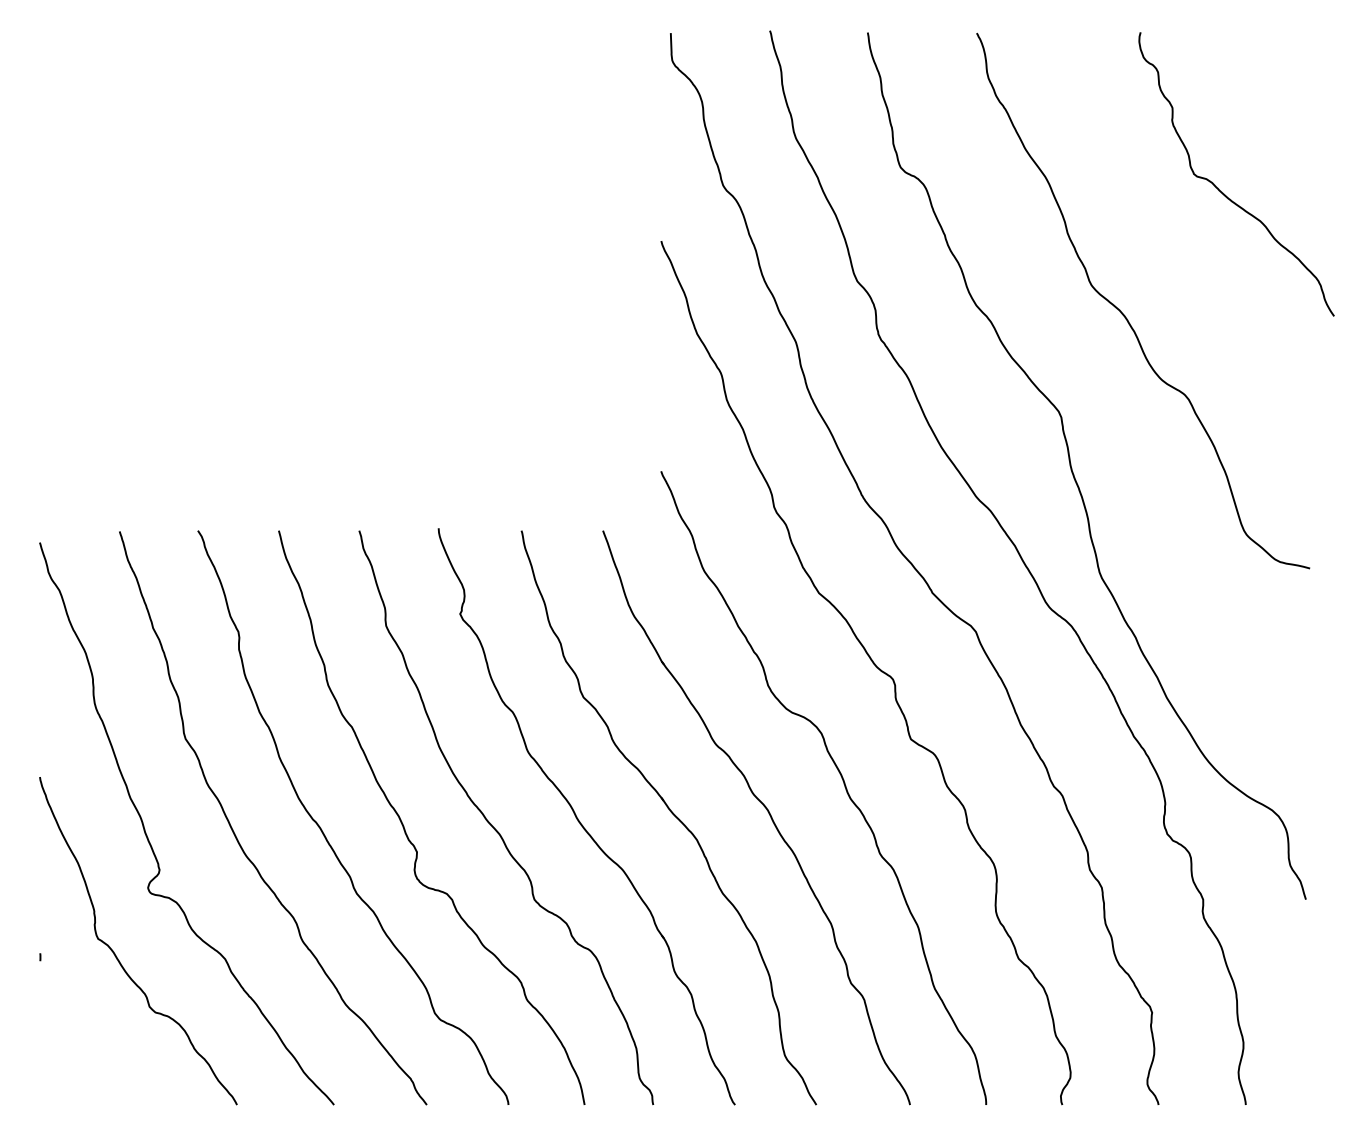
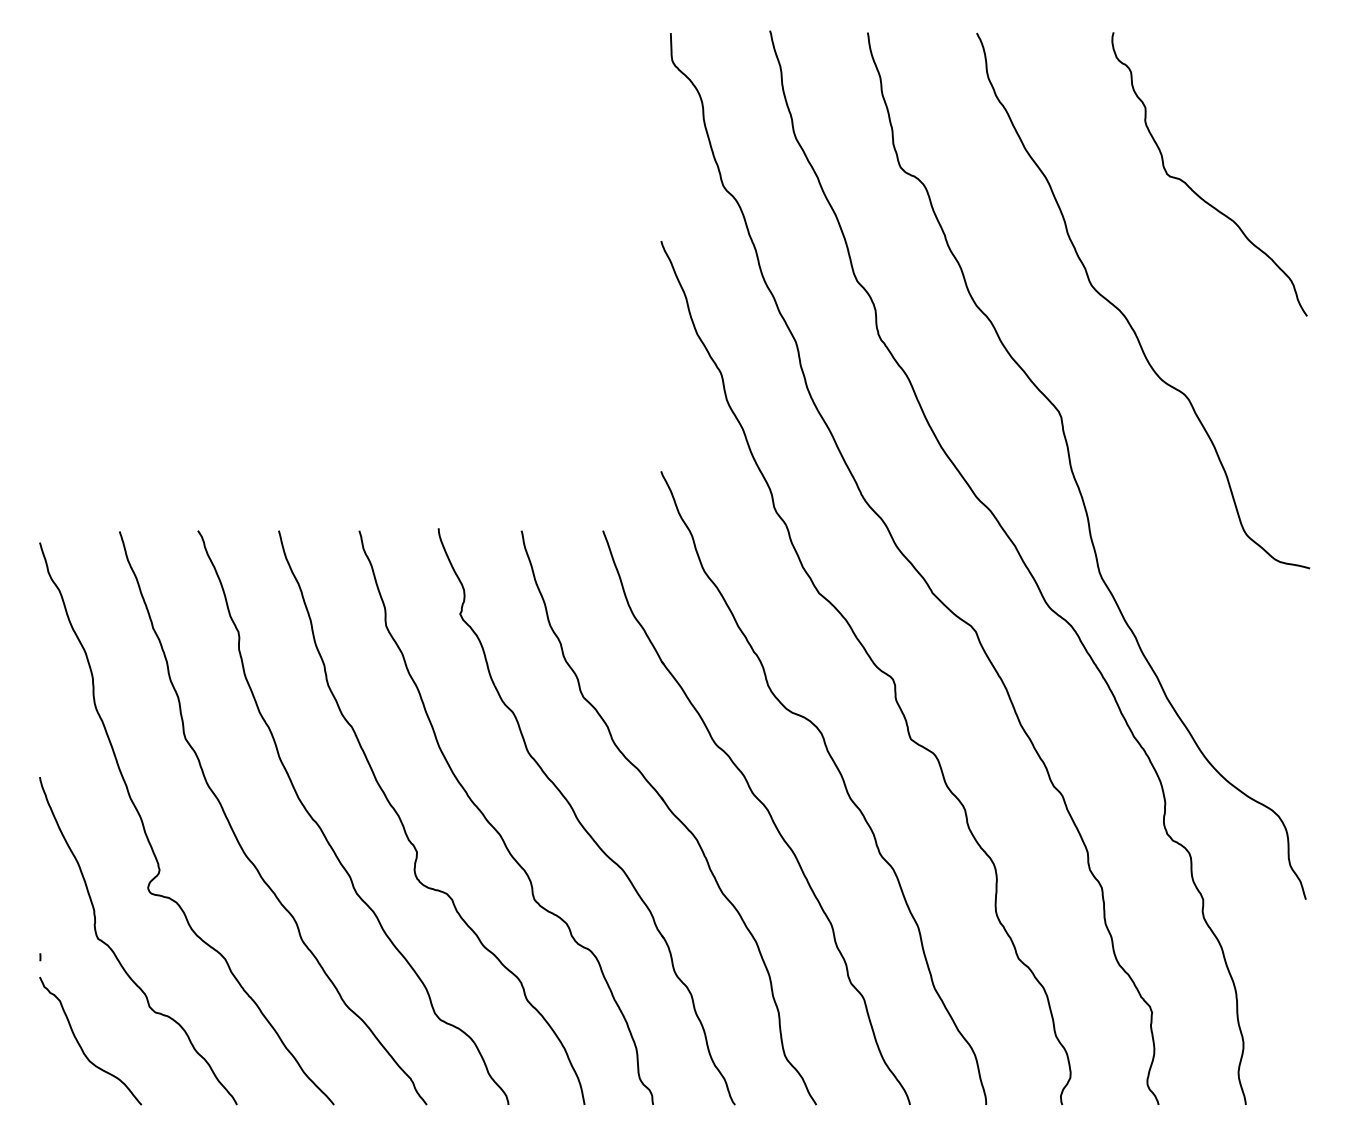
curve position: (1223, 192) -> (1196, 192) (1196, 192)
curve: none -> present (80, 1044)
